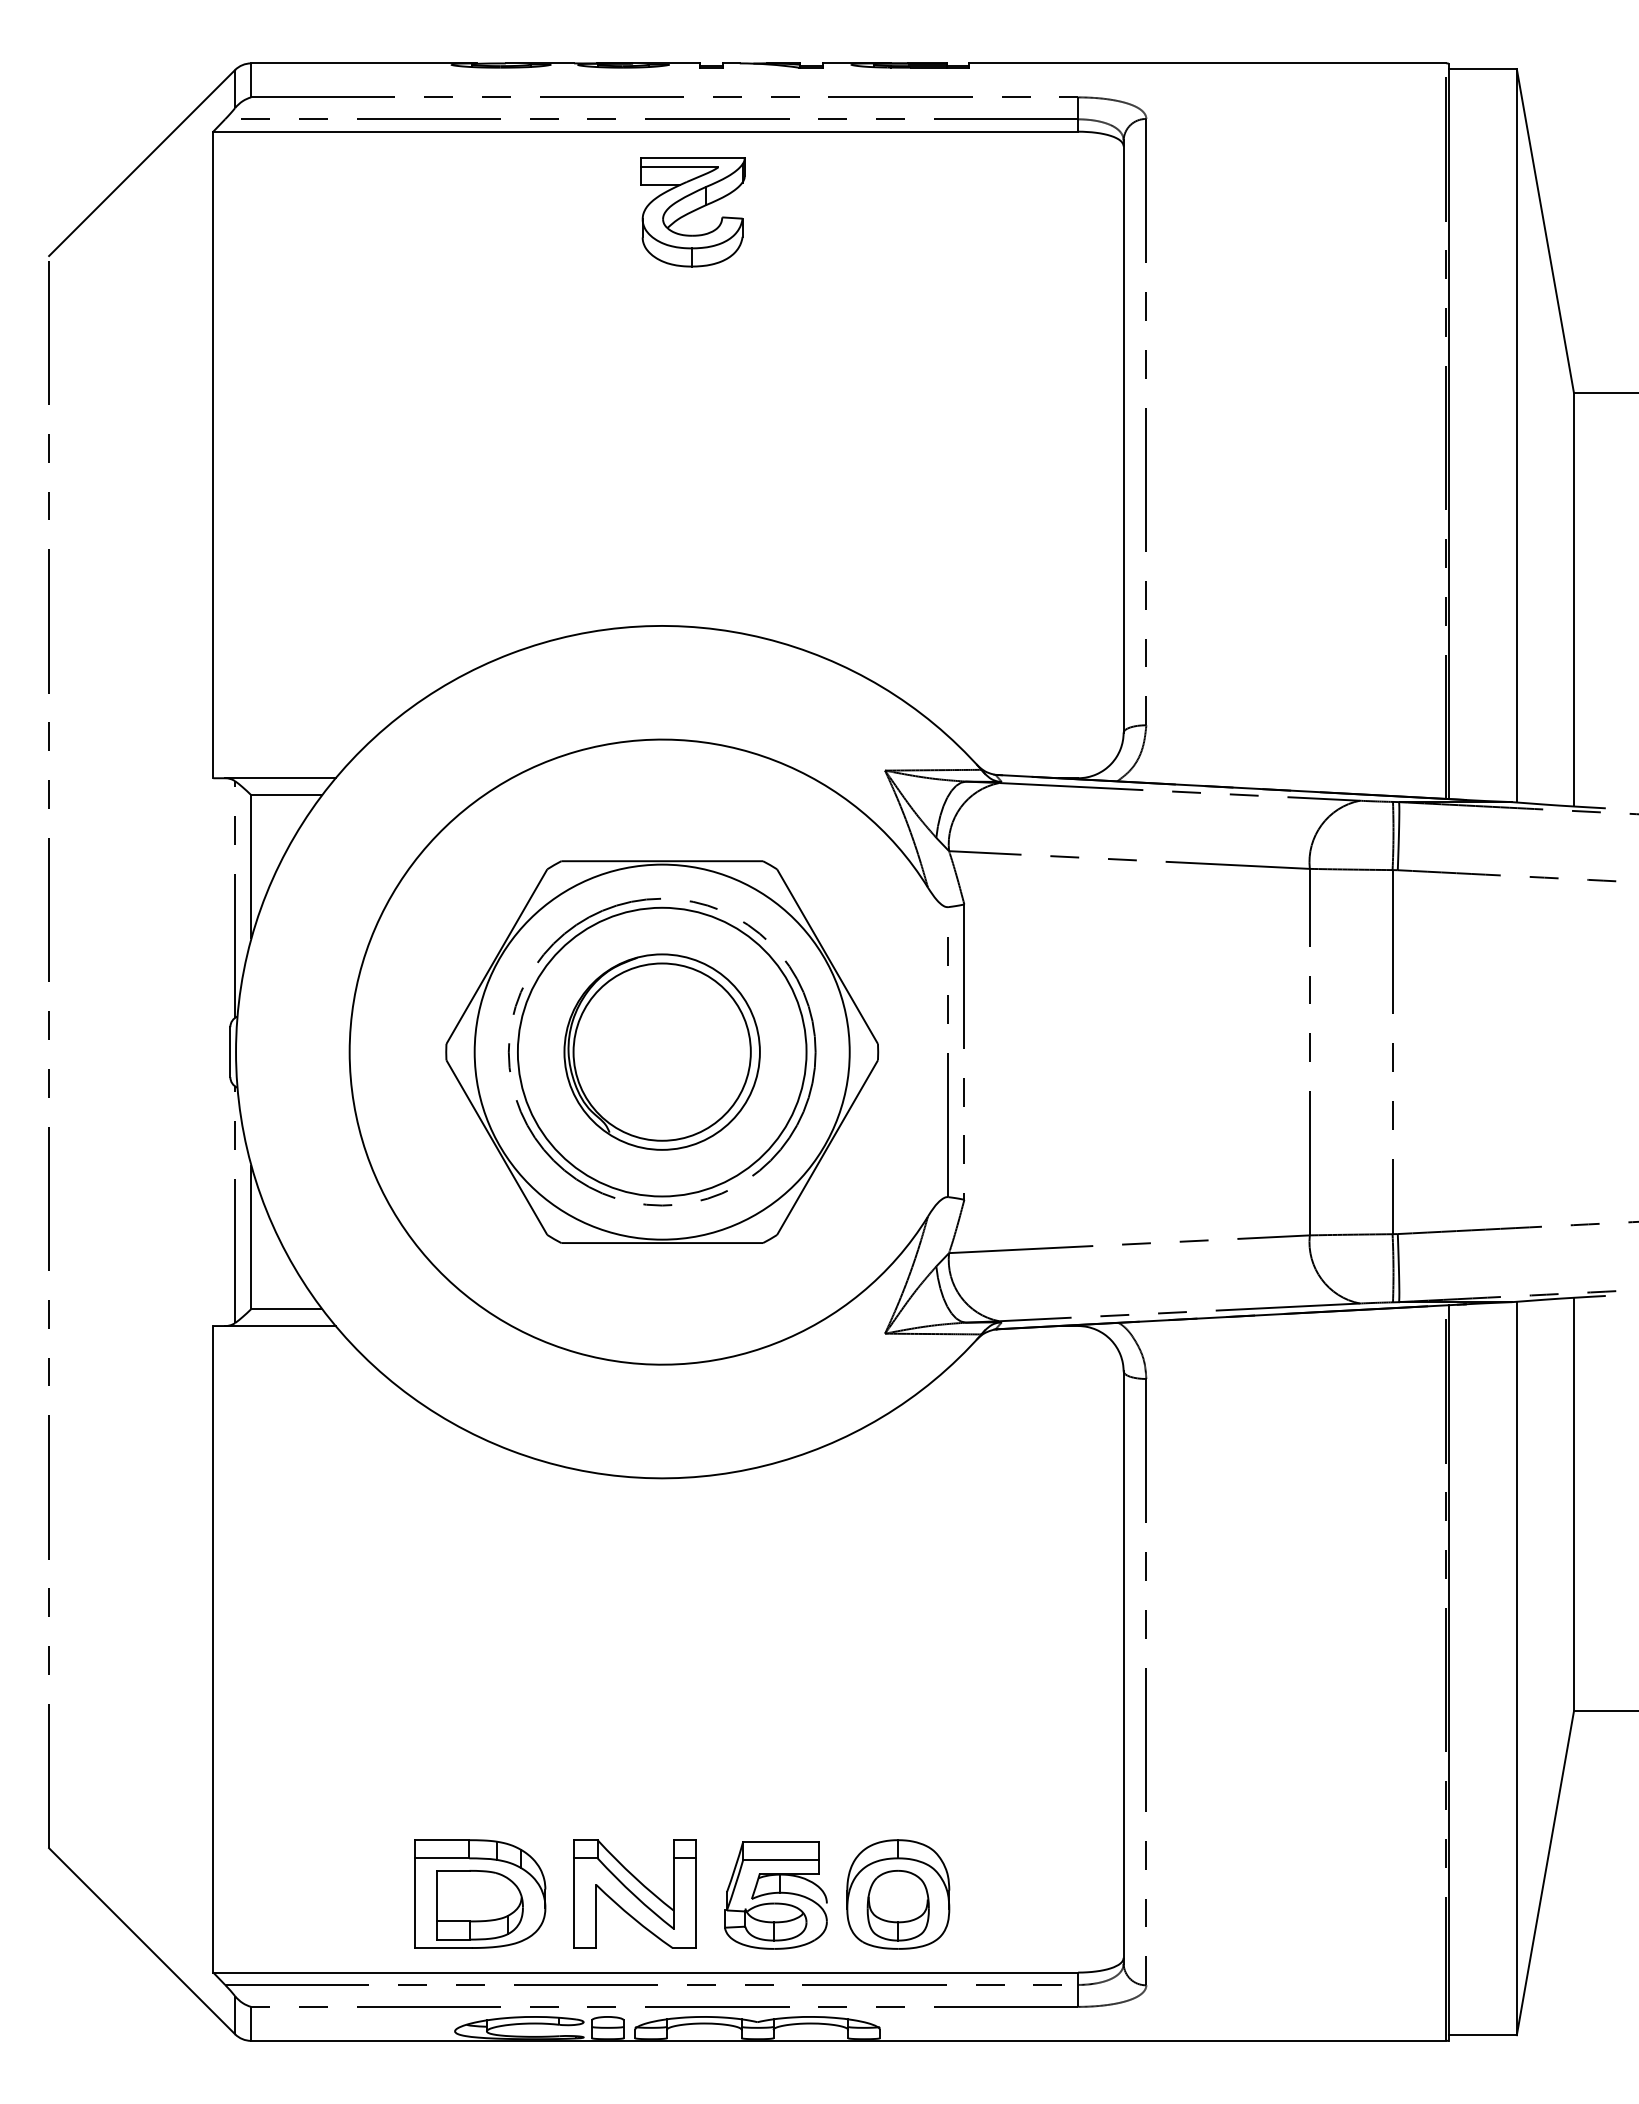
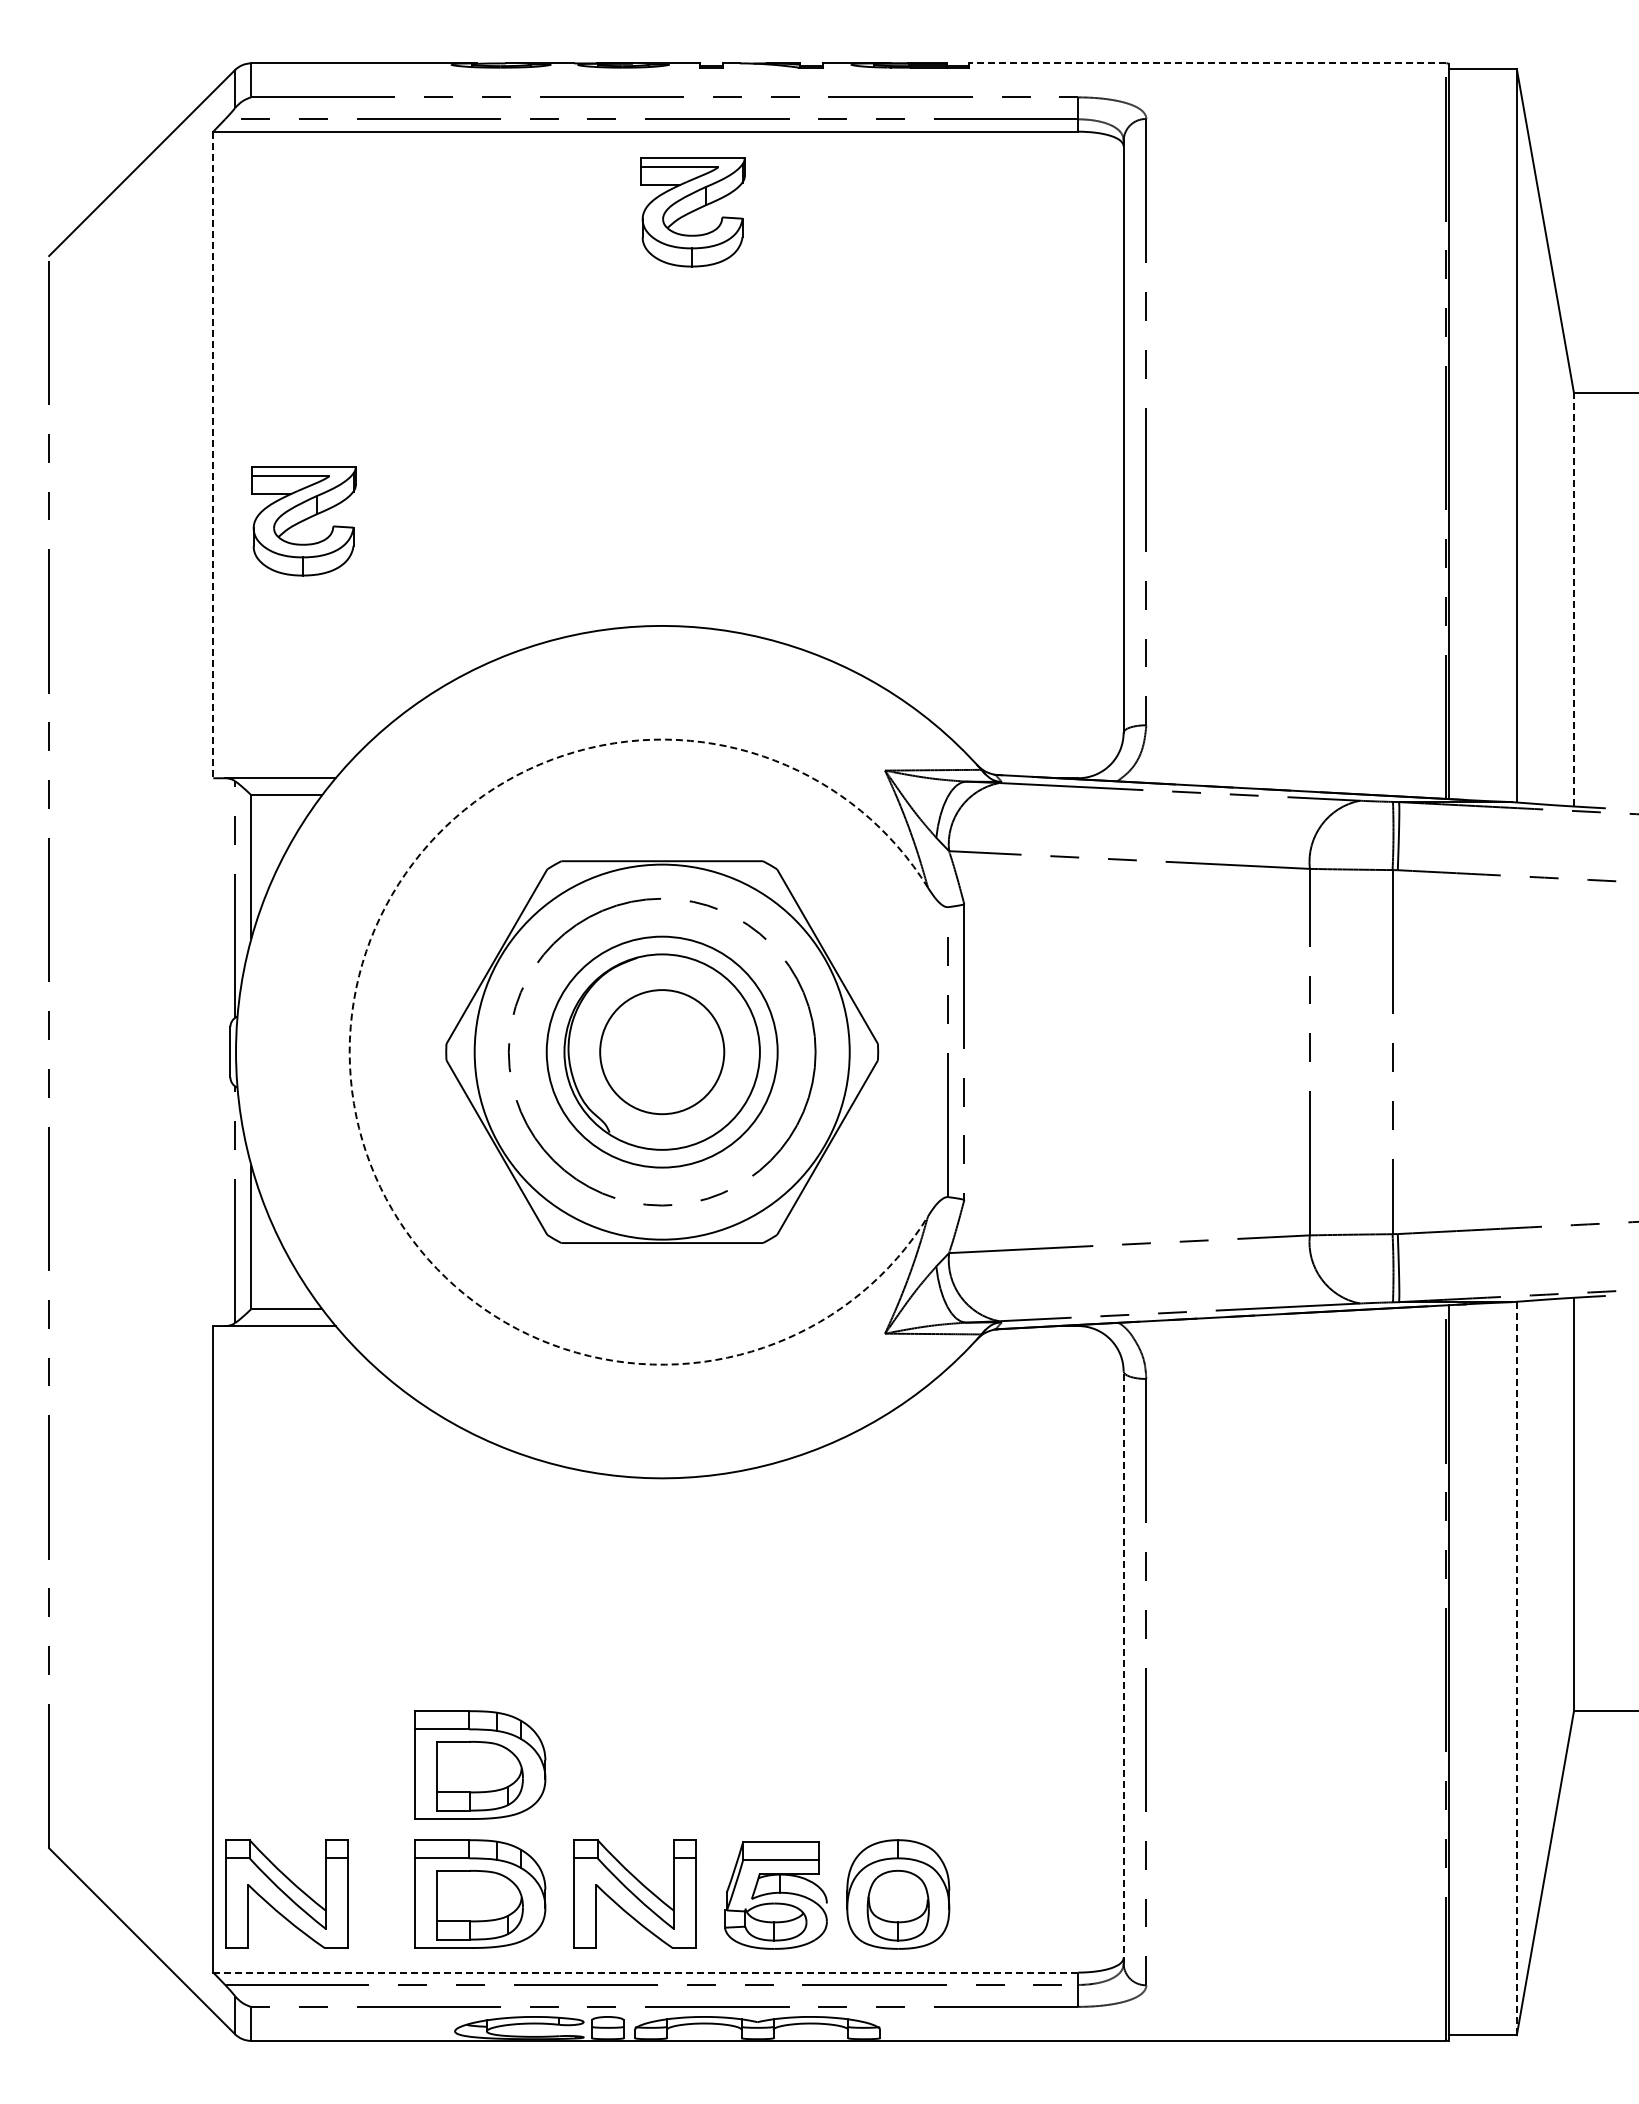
line: solid -> dashed (1207, 63)
line: solid -> dashed (213, 455)
part: none -> present (303, 521)
line: solid -> dashed (1573, 598)
circle diameter: 177 px -> 124 px (662, 1052)
circle diameter: 289 px -> 231 px (661, 1051)
arc: solid -> dashed (349, 1052)
line: solid -> dashed (1123, 1667)
line: solid -> dashed (1516, 1668)
part: none -> present (480, 1764)
part: none -> present (286, 1893)
line: solid -> dashed (645, 1972)
